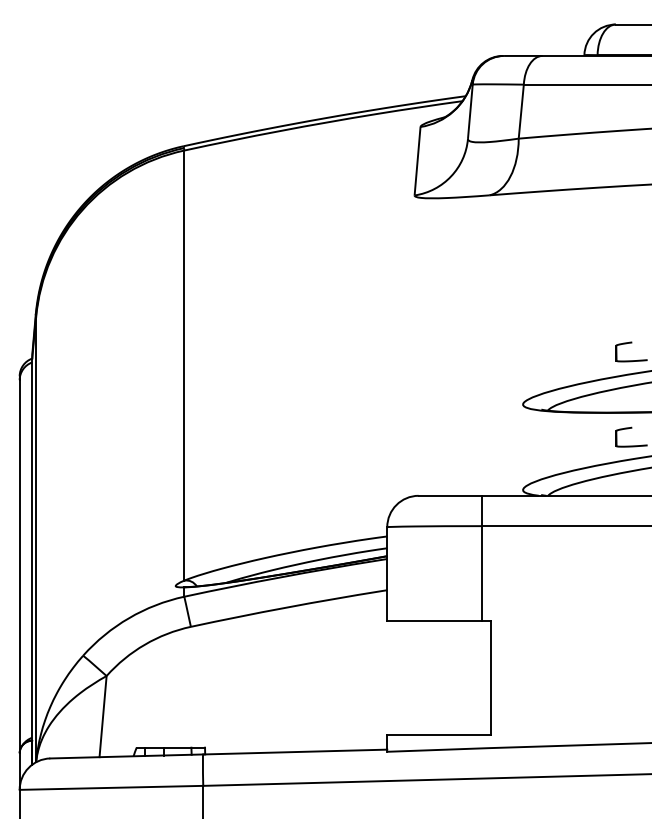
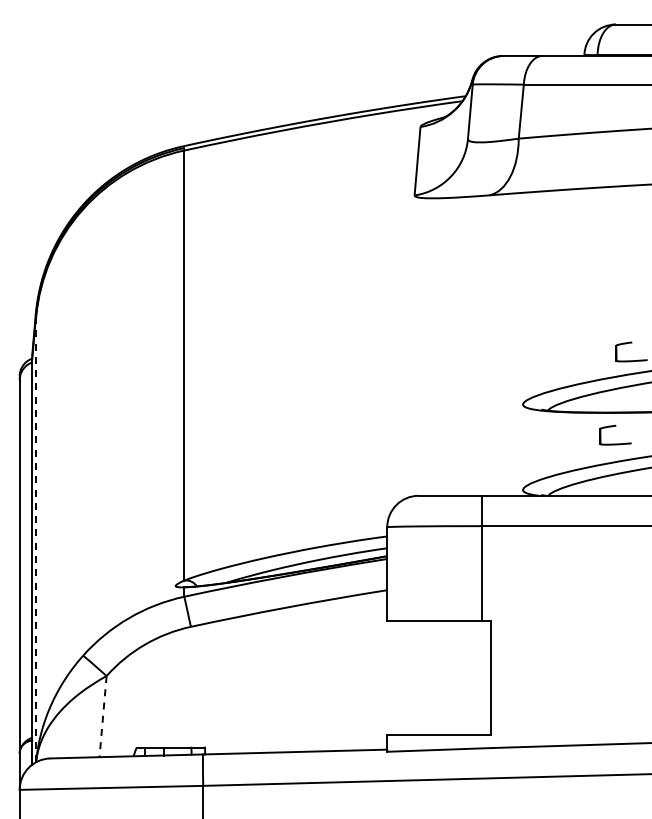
part position: (628, 429) -> (612, 427) (612, 427)
line: solid -> dashed (36, 539)
line: solid -> dashed (103, 716)
